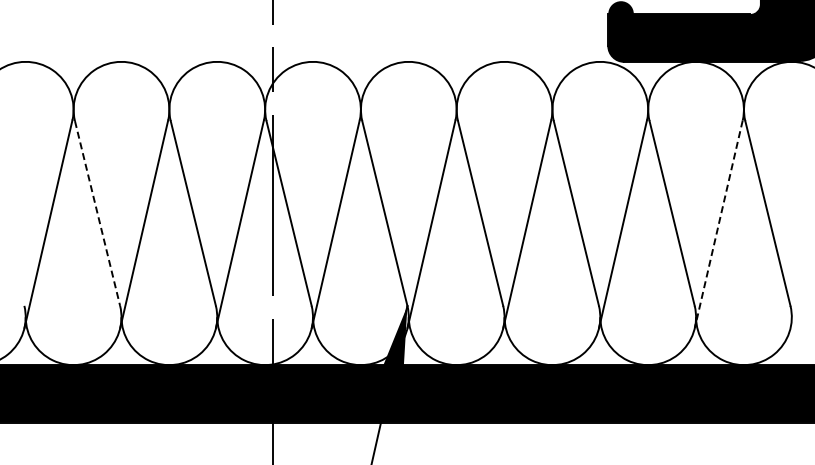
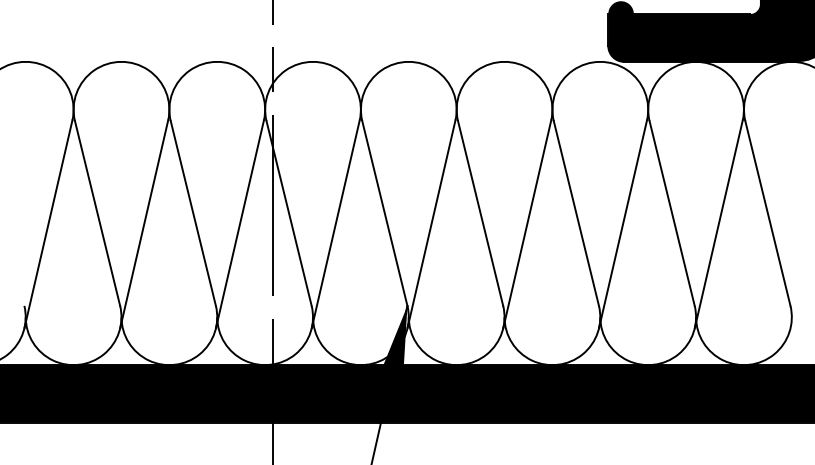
line: dashed -> solid (97, 213)
line: dashed -> solid (718, 224)
